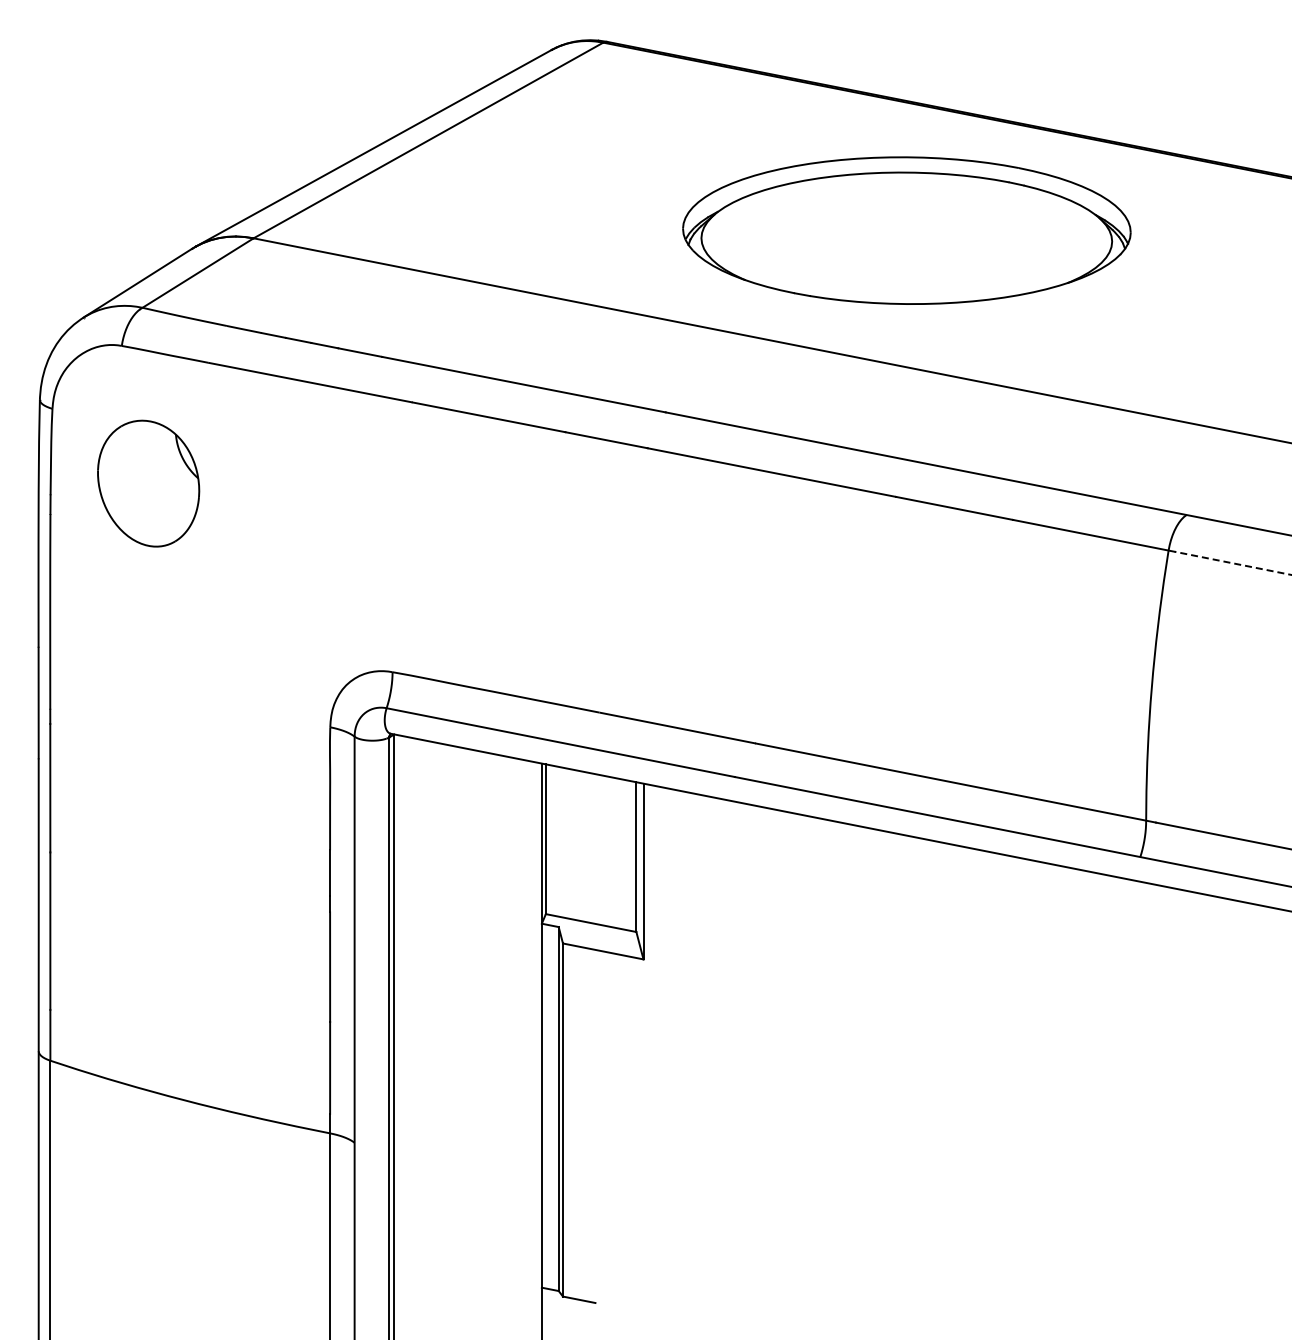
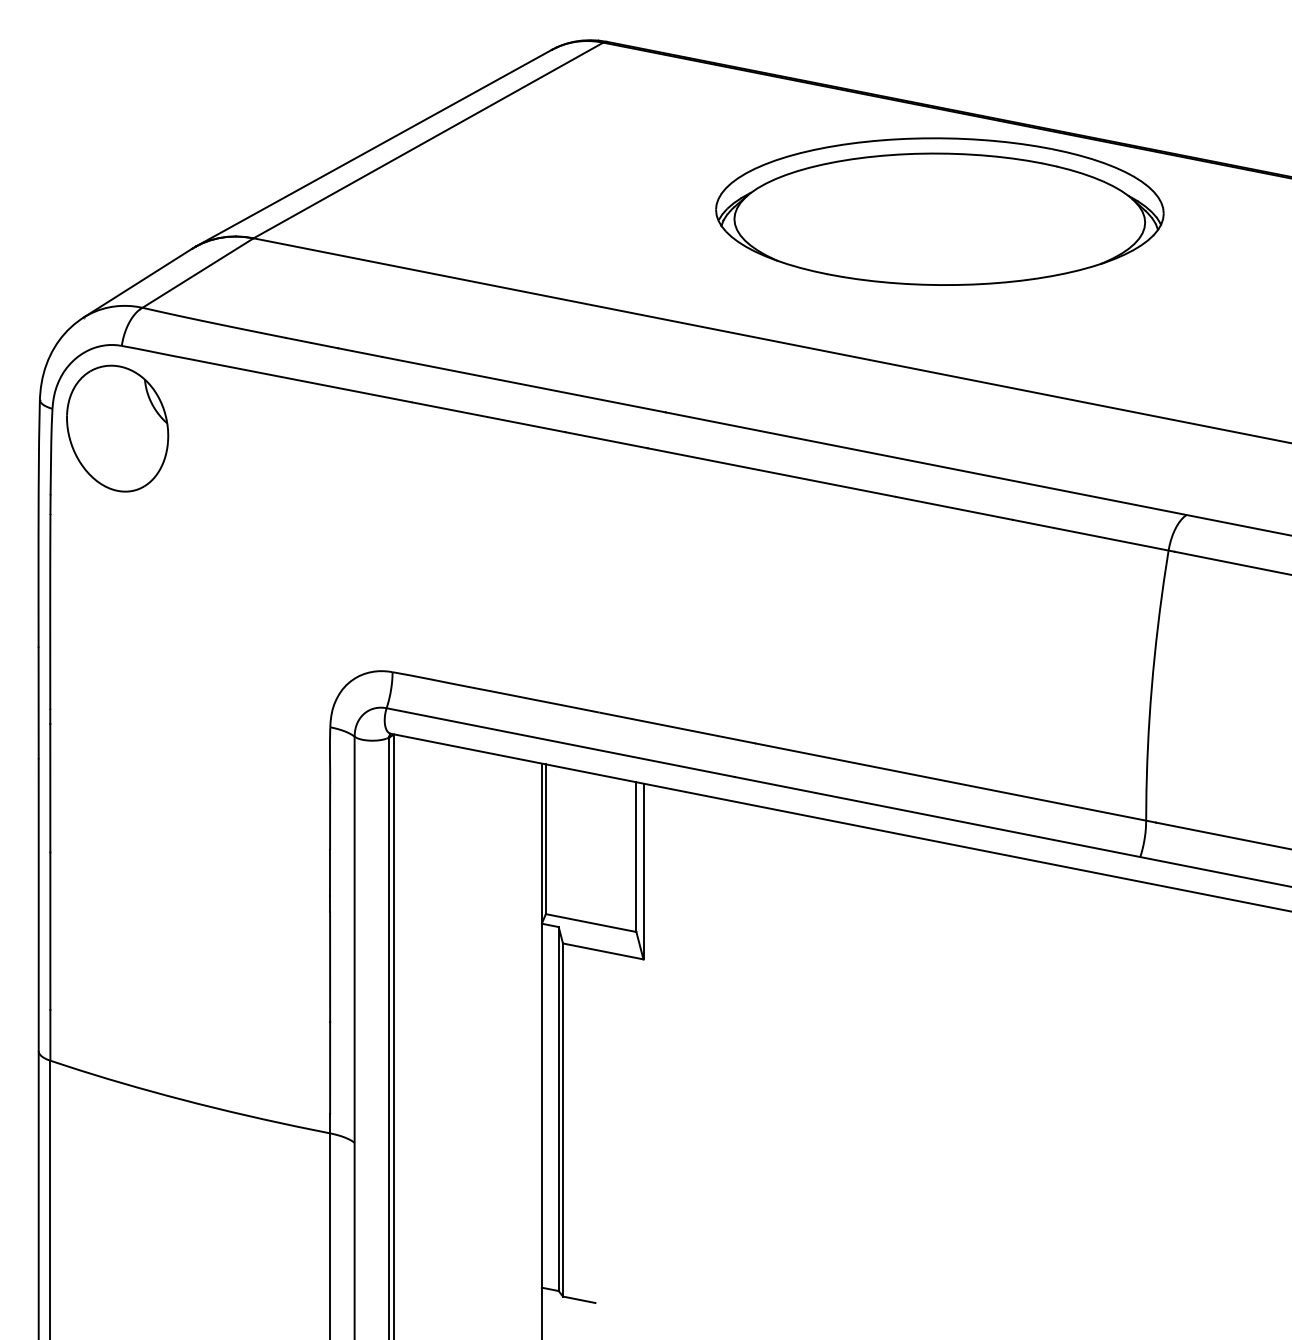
part position: (906, 230) -> (939, 211) (939, 211)
part position: (148, 483) -> (117, 428) (117, 428)
line: dashed -> solid (1232, 563)
